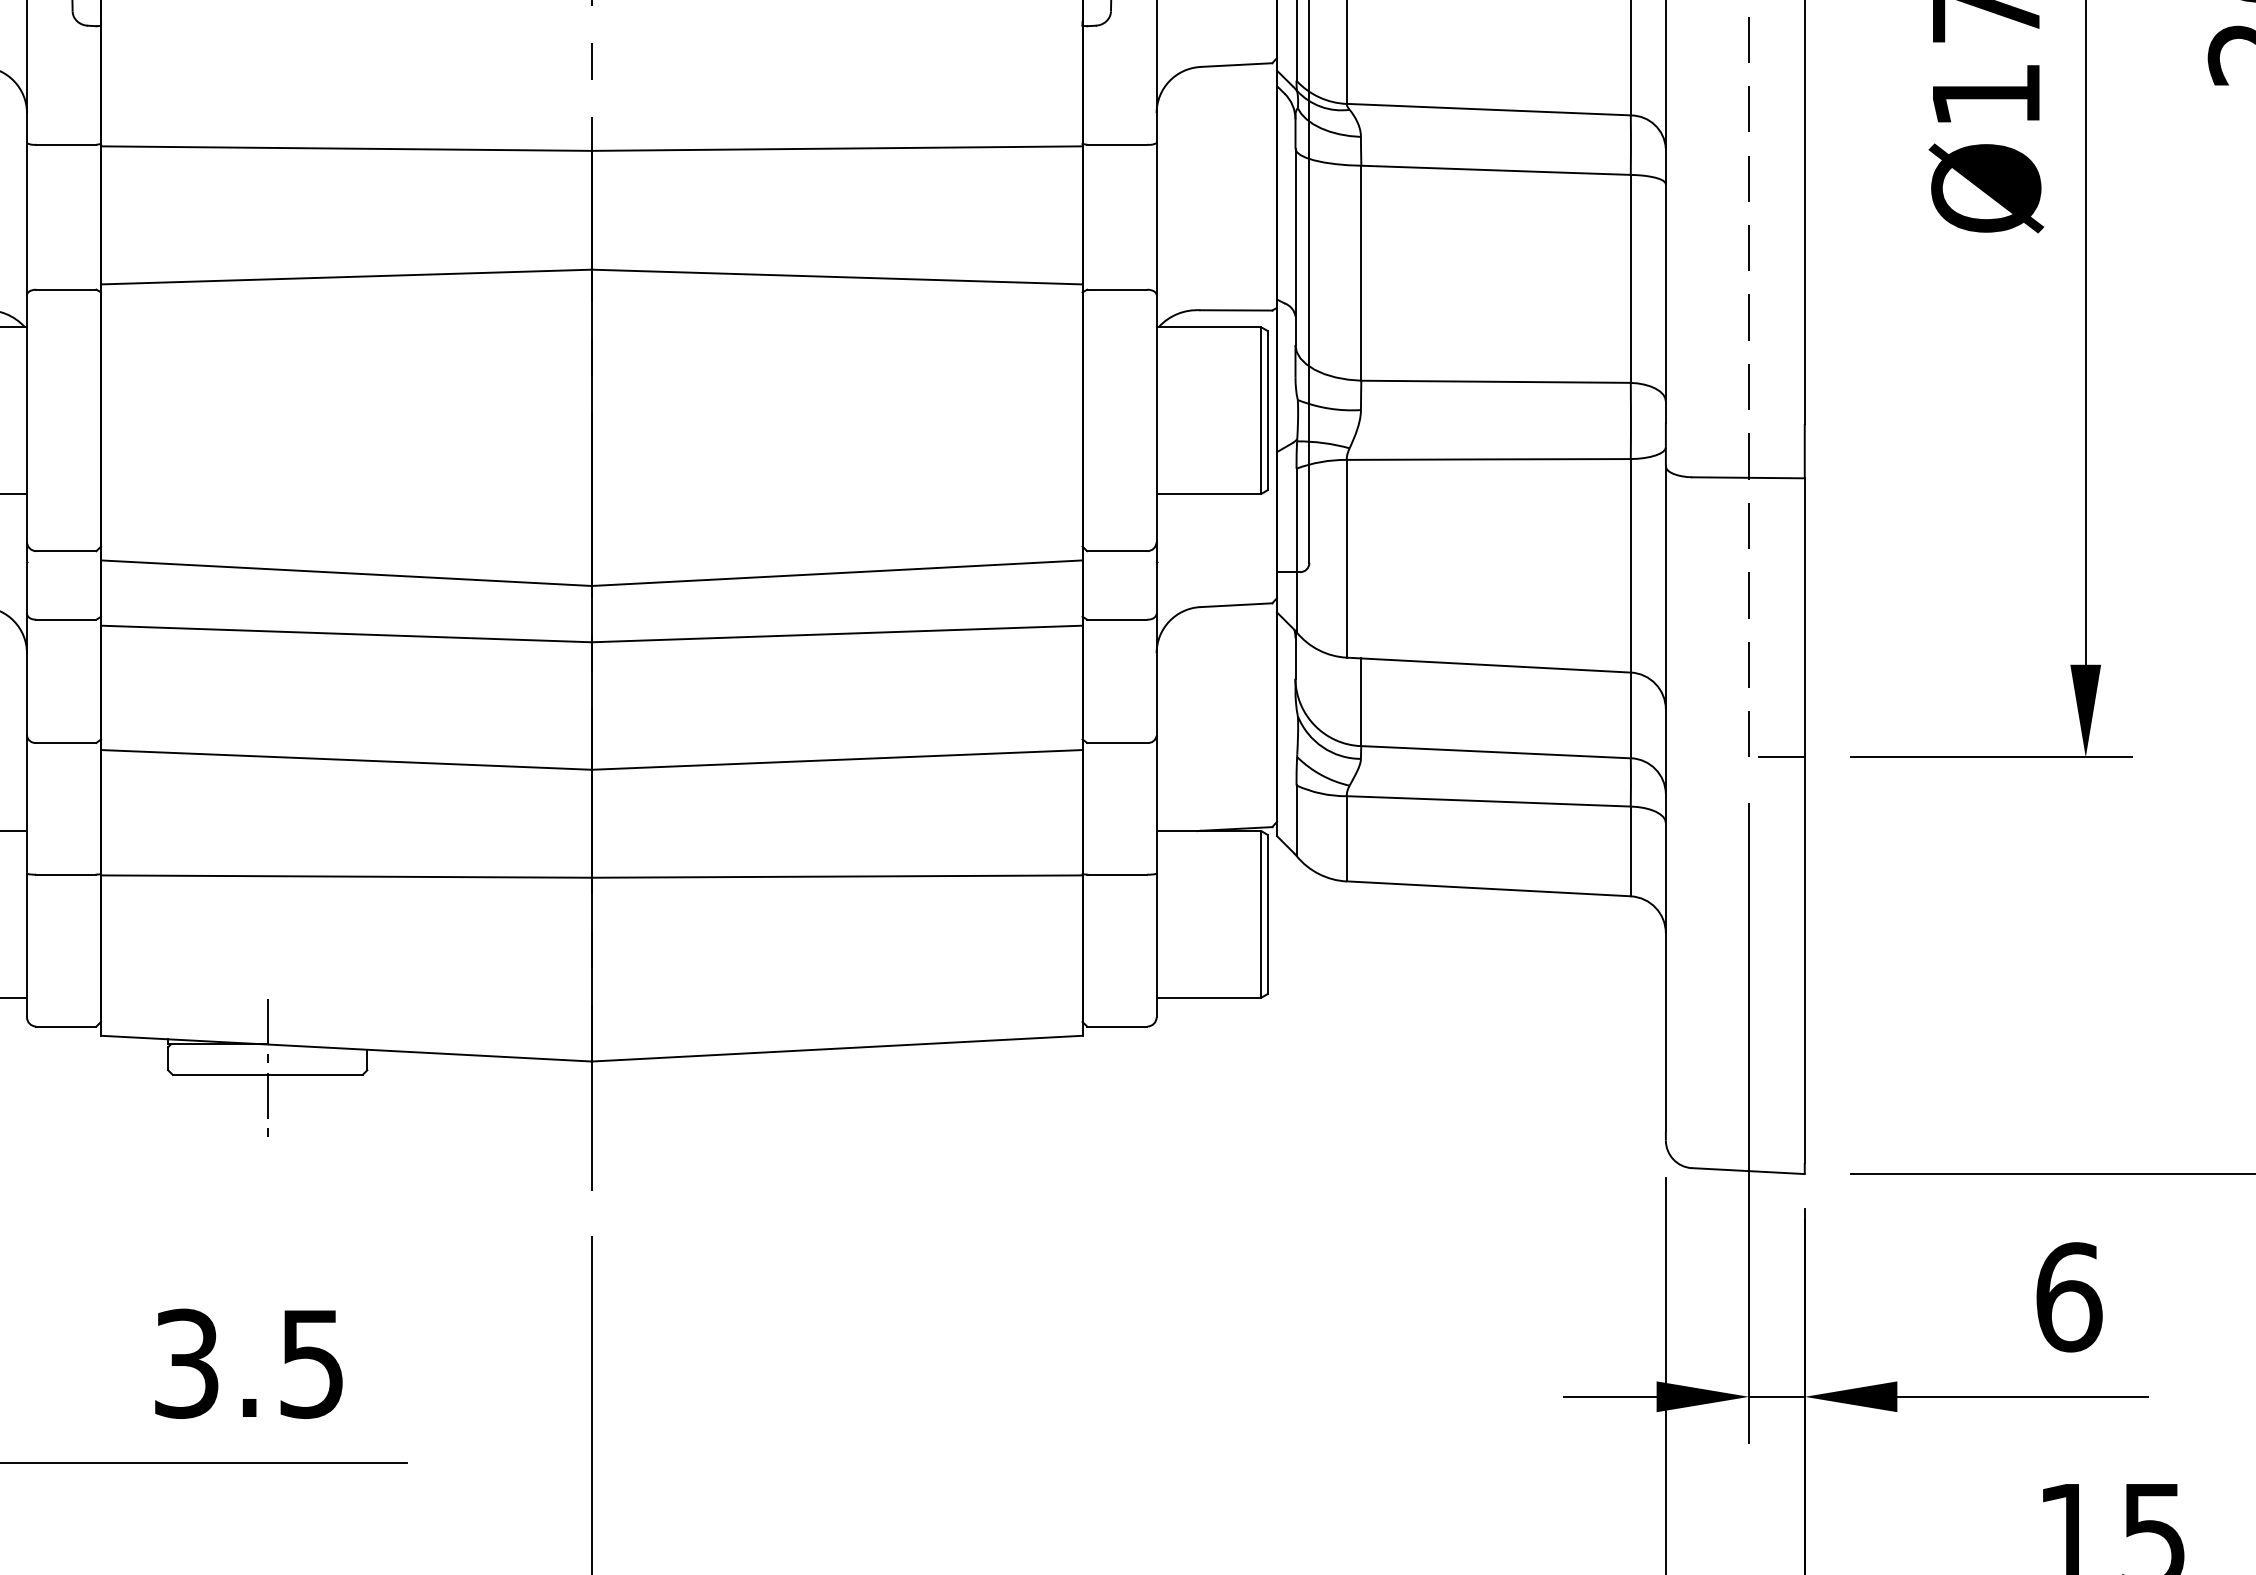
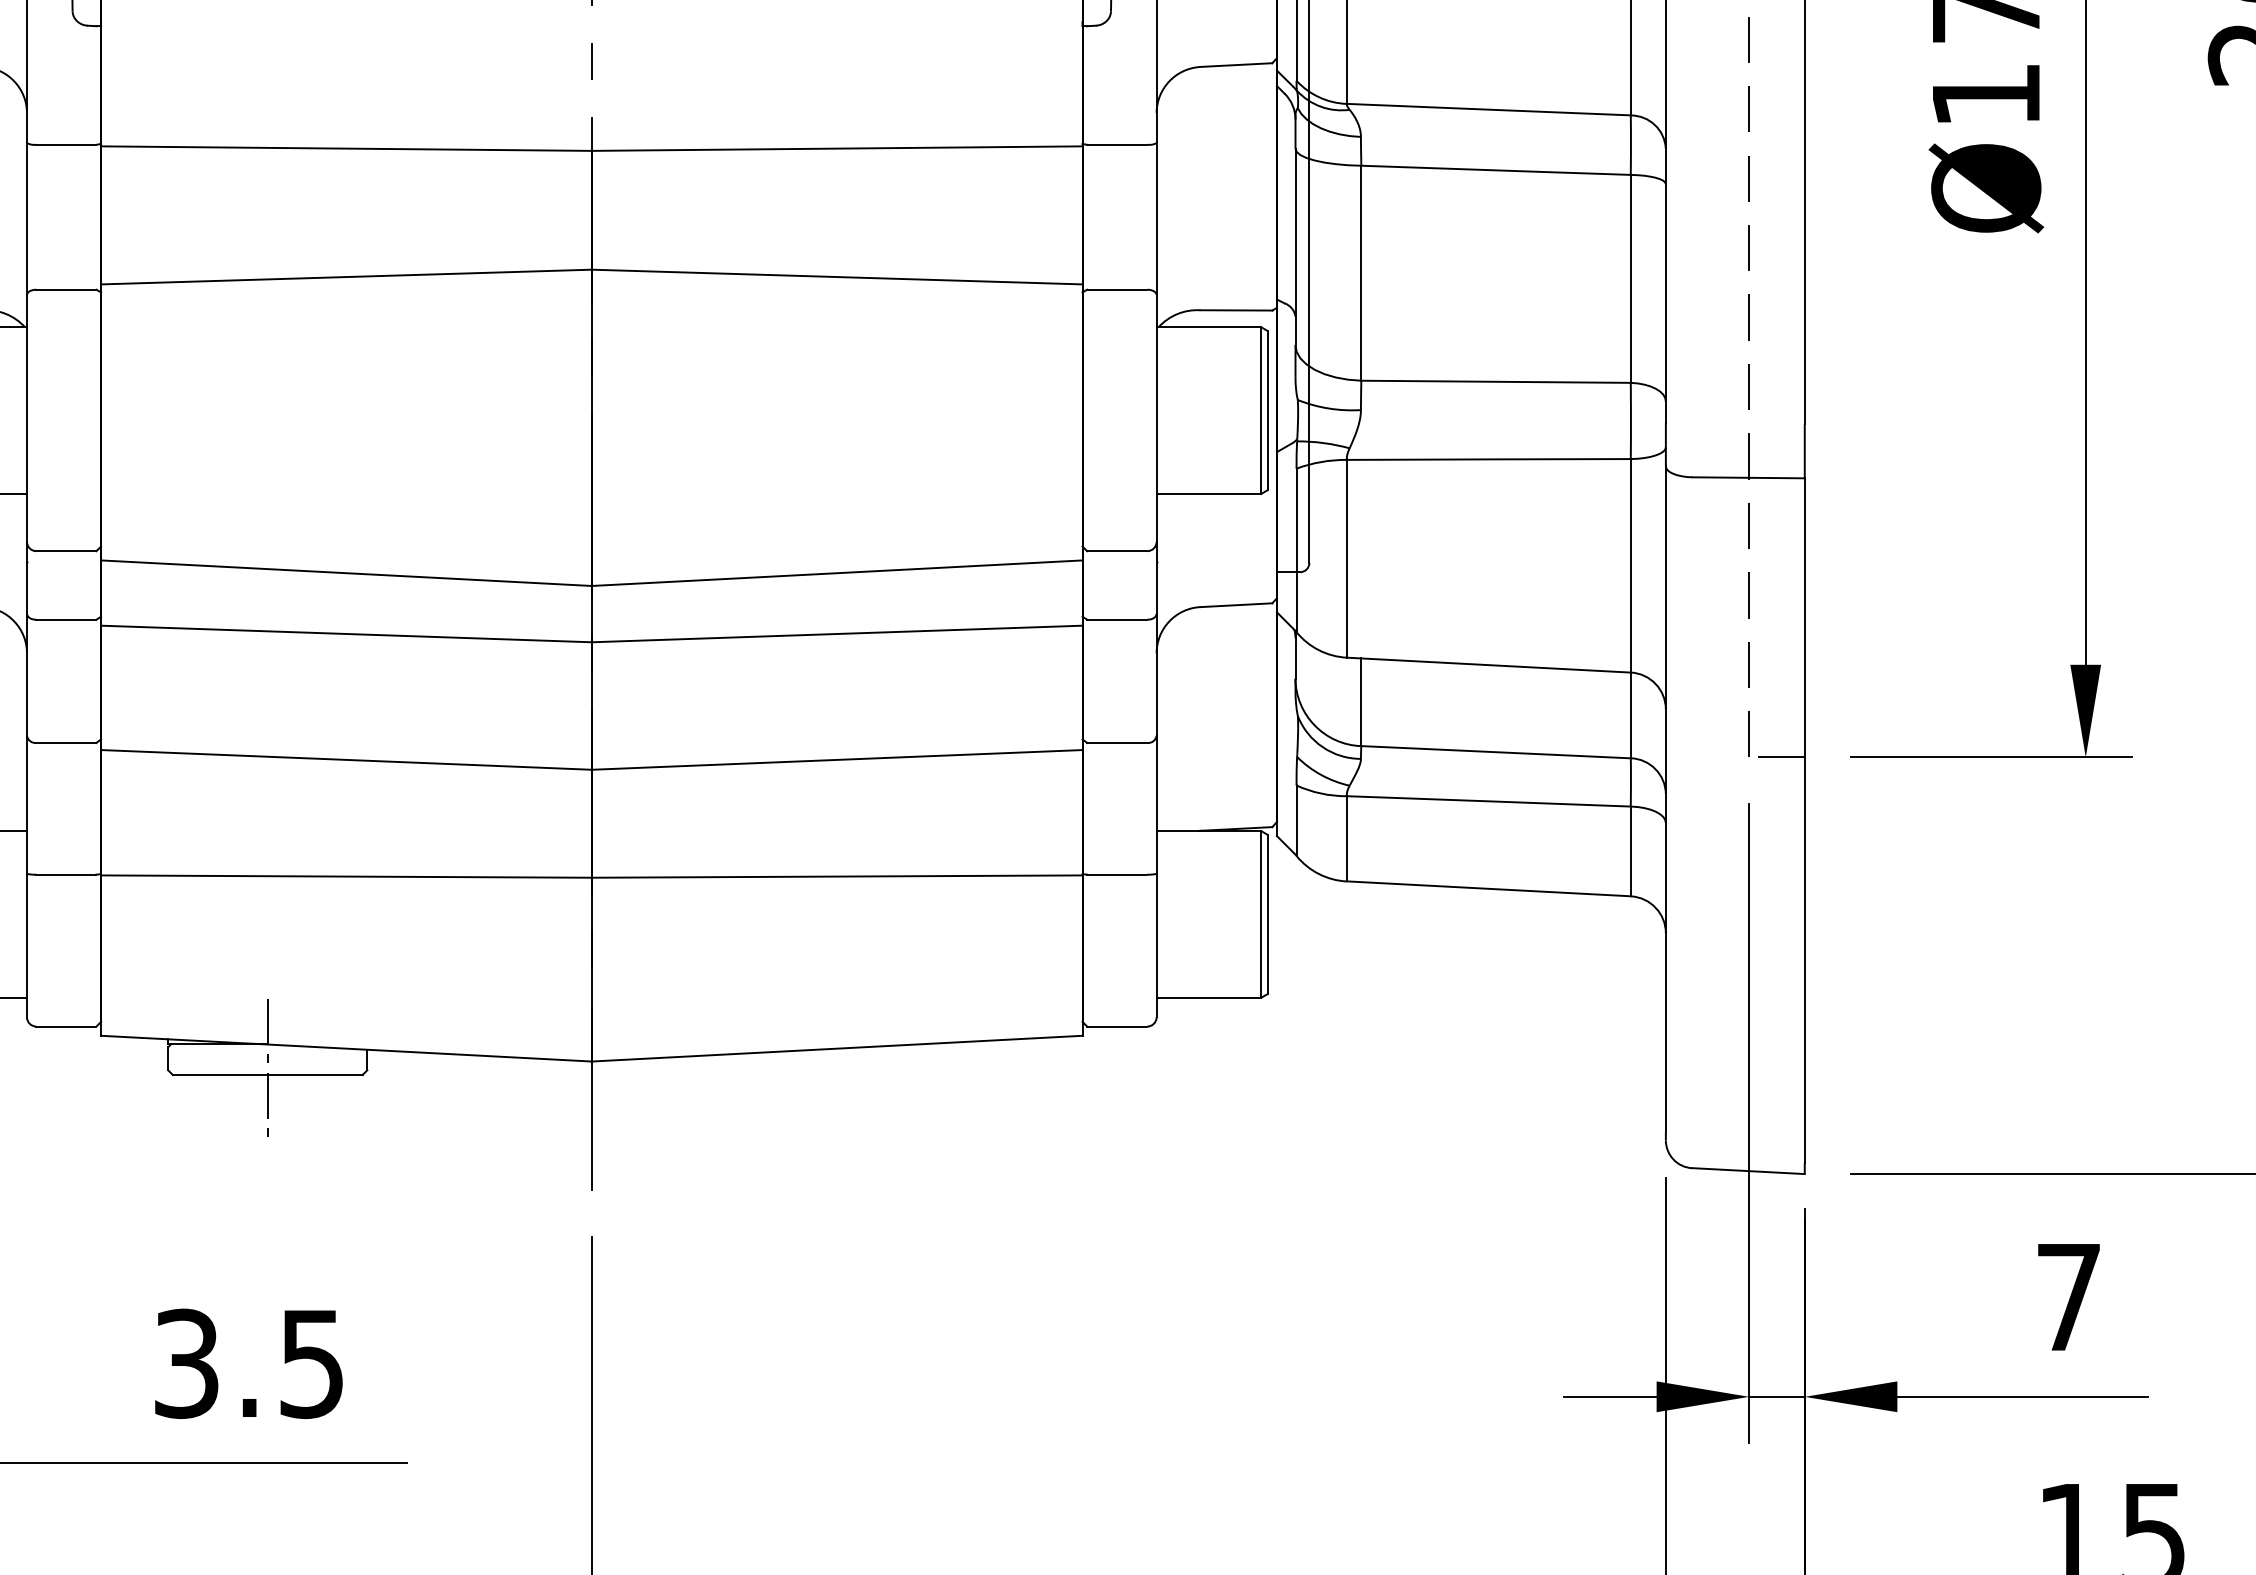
text: 6 -> 7 (2069, 1297)
